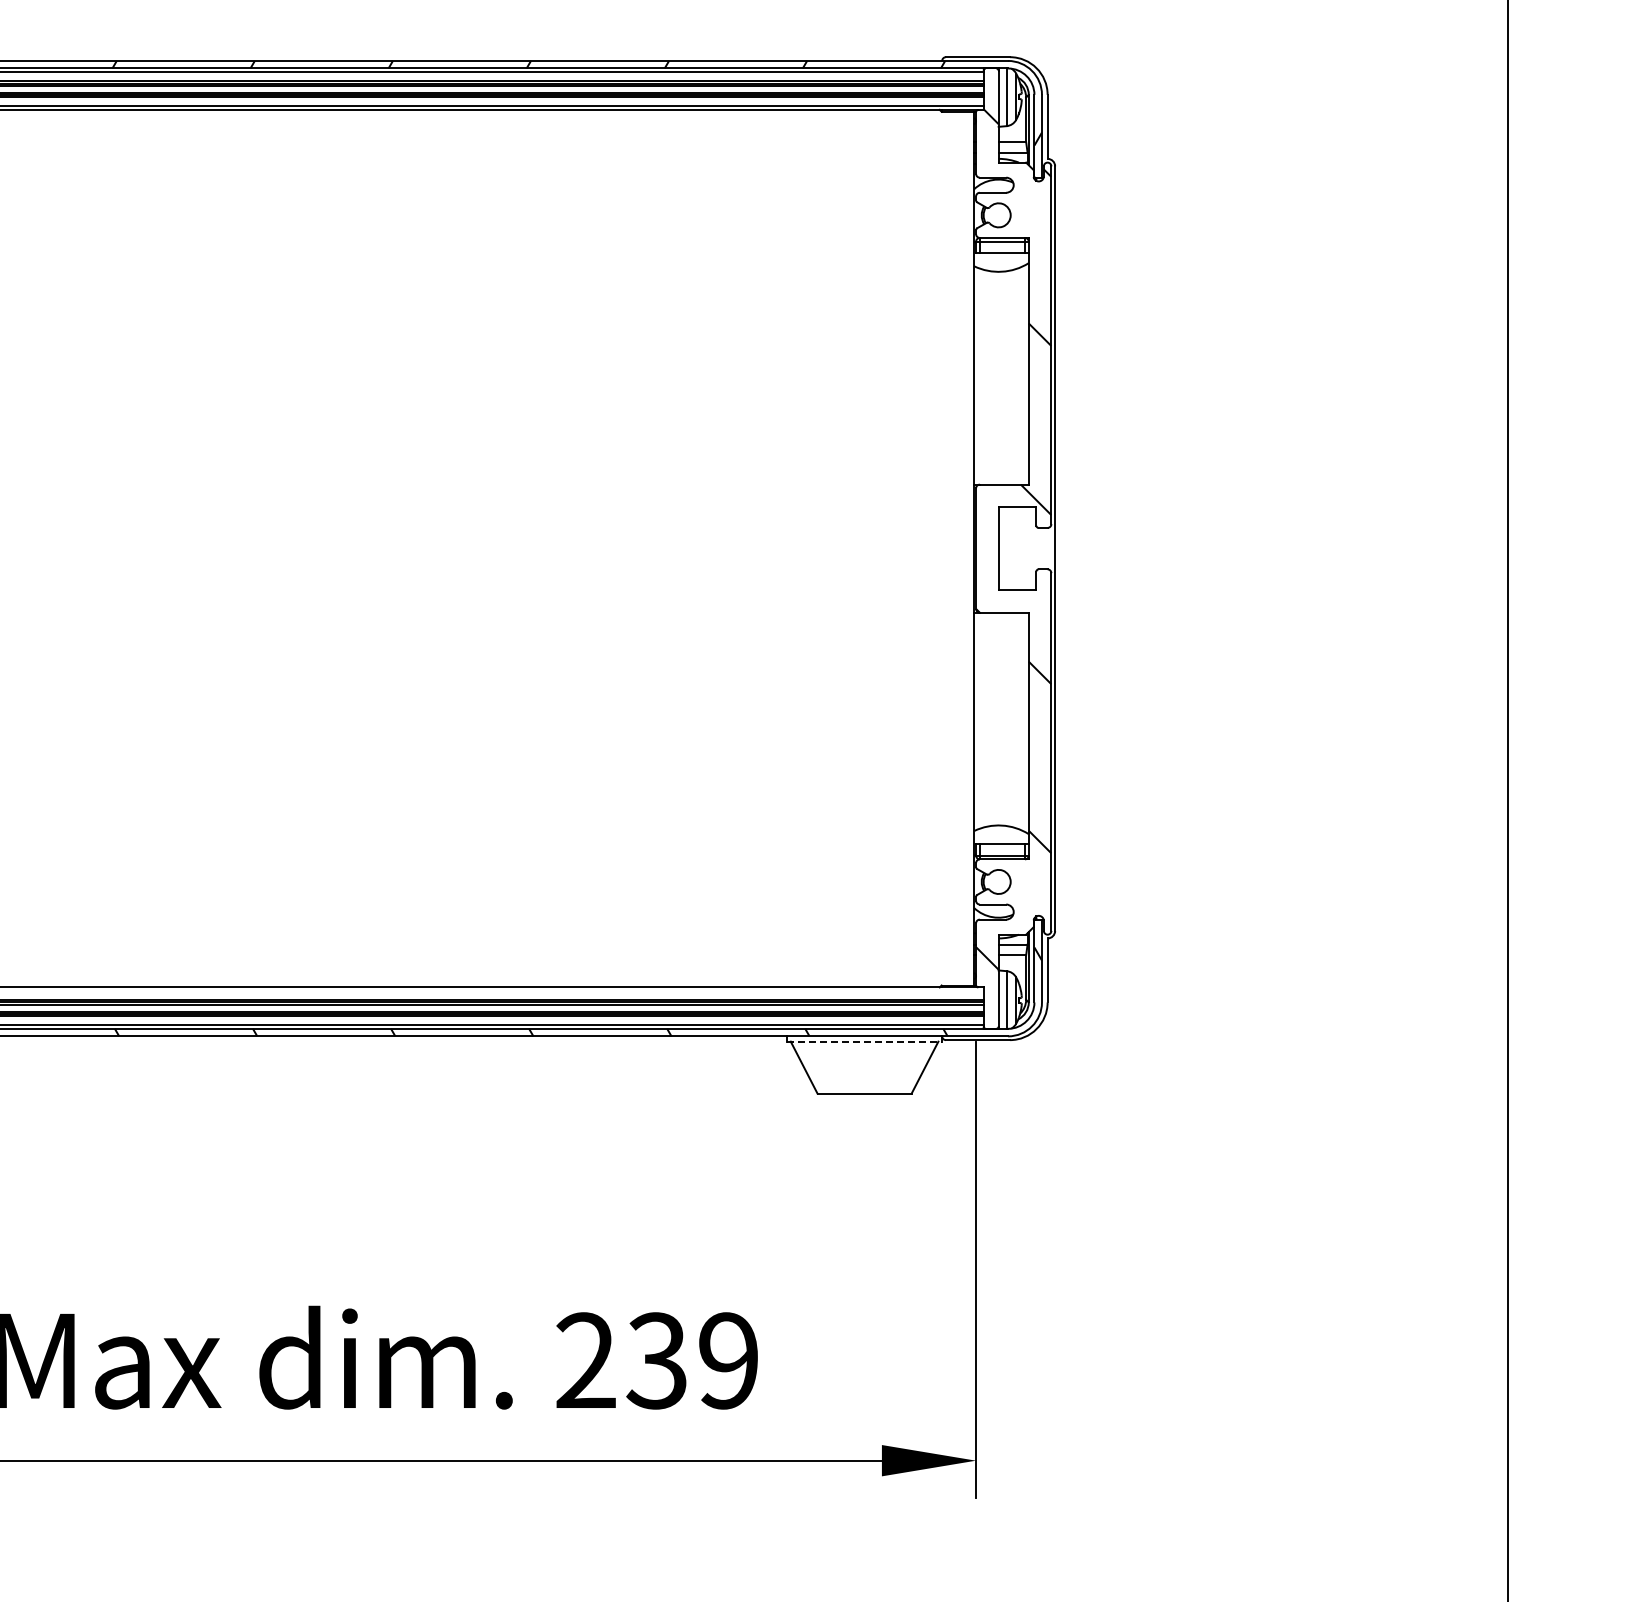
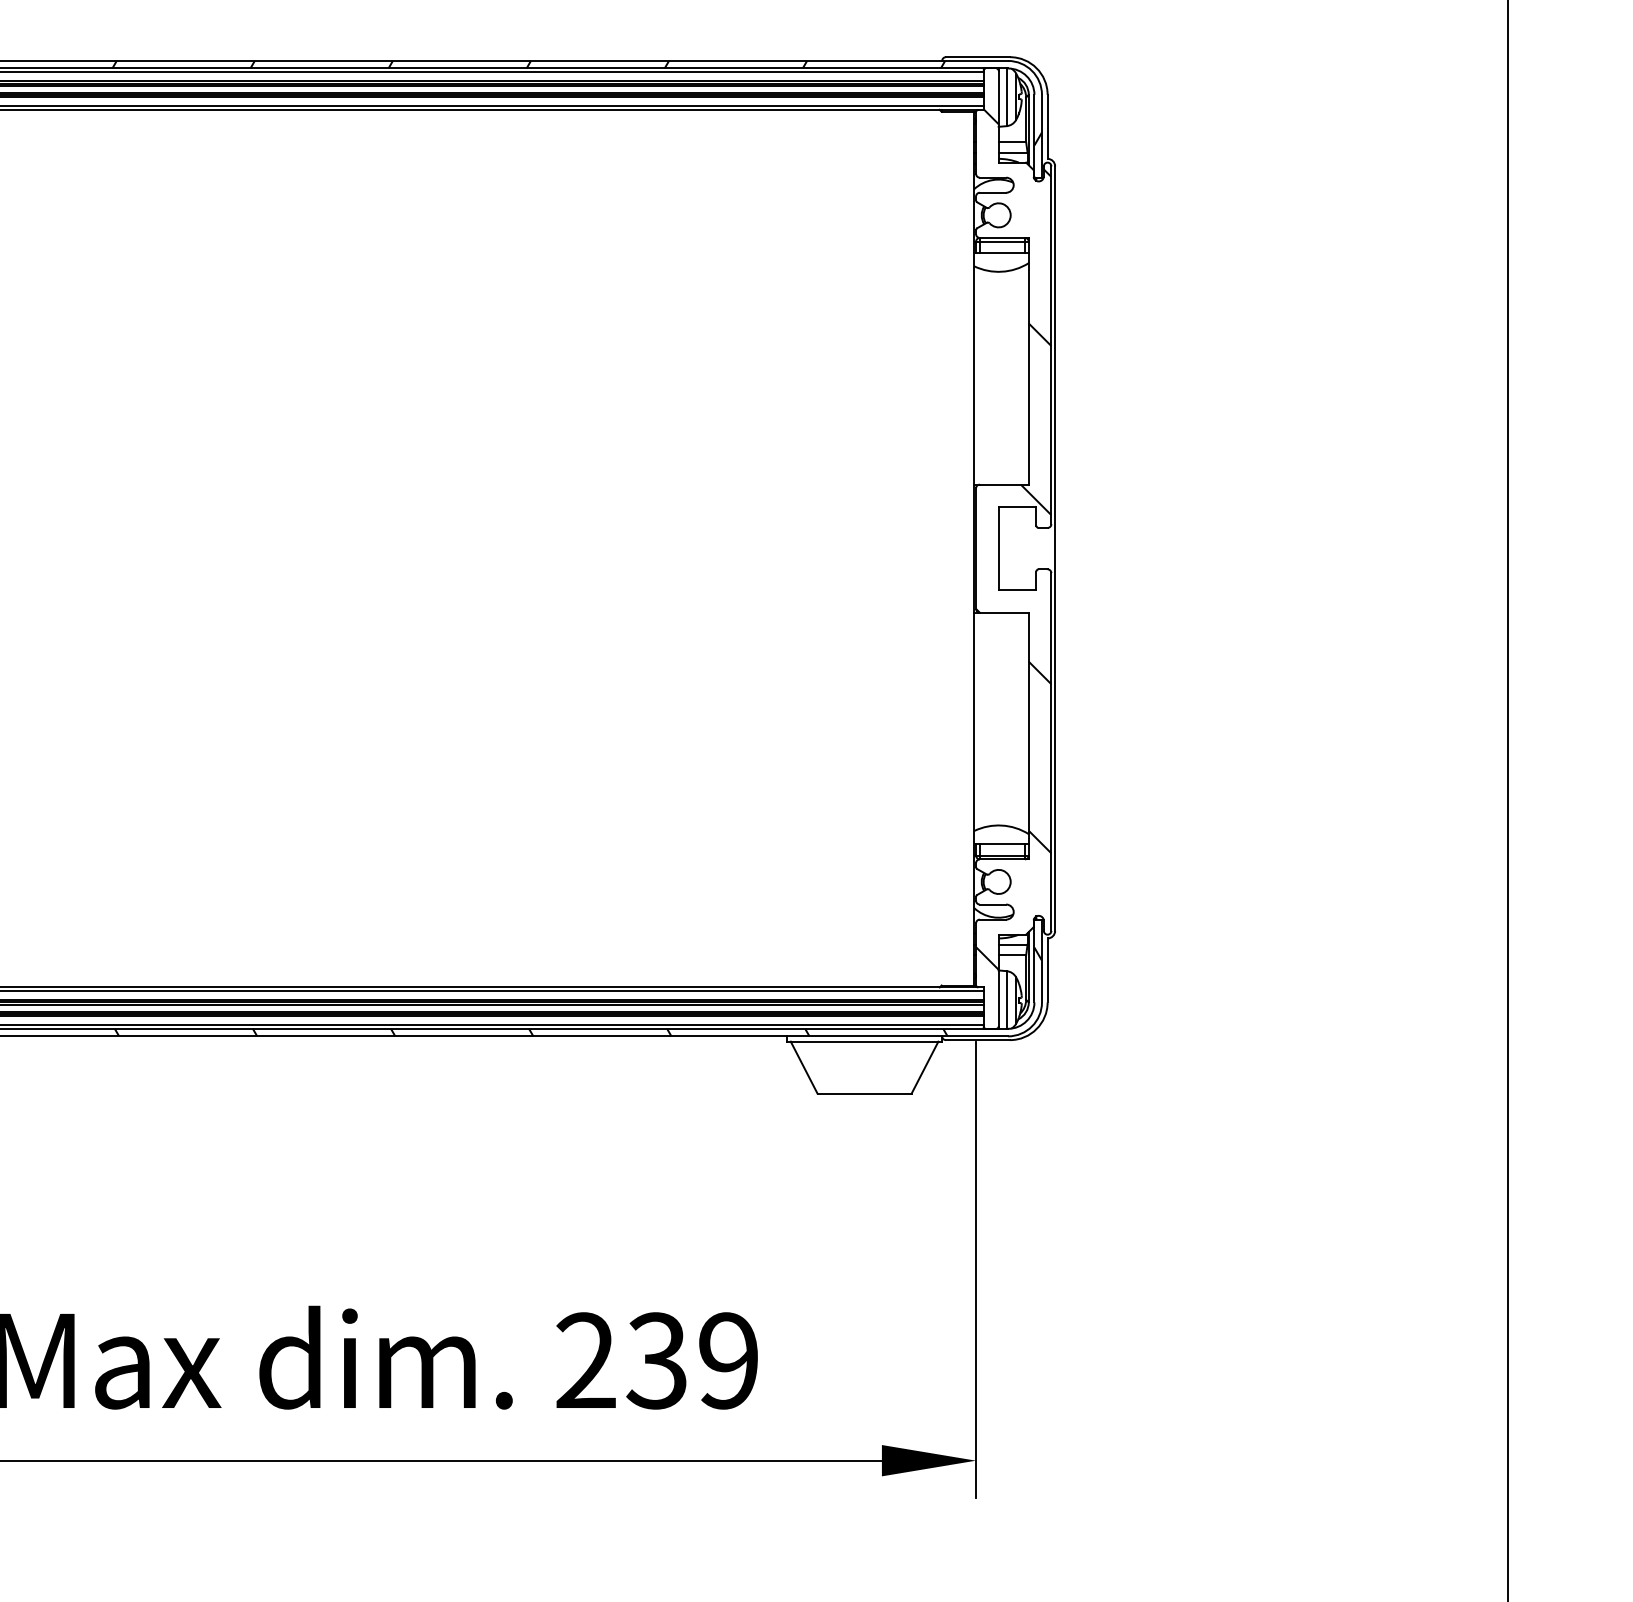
line: none -> present (492, 991)
line: dashed -> solid (864, 1041)
